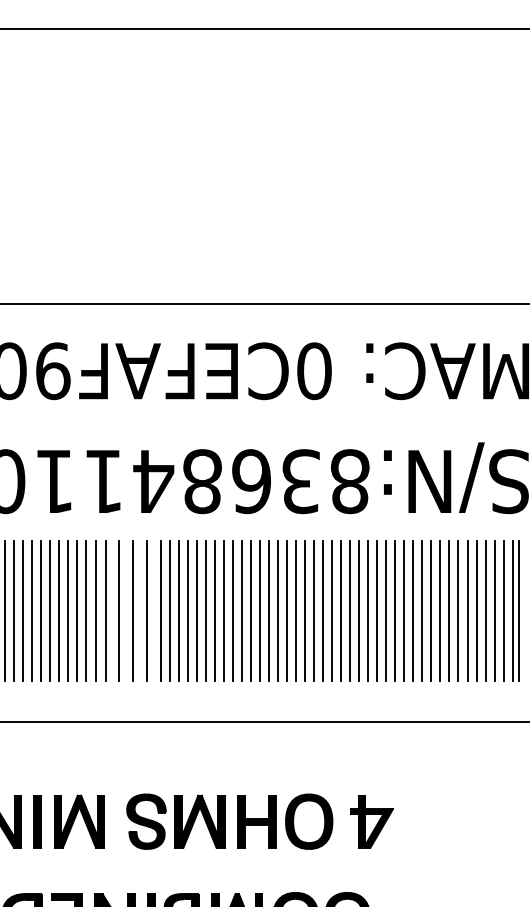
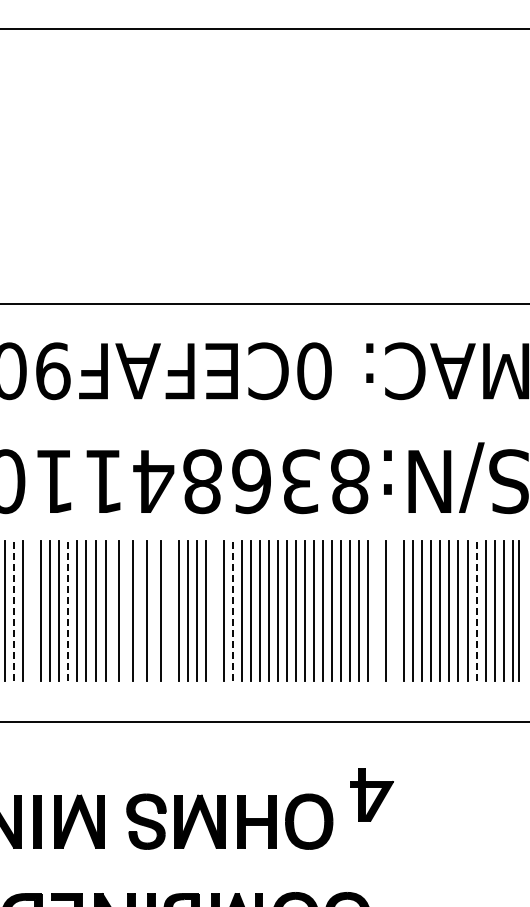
line: solid -> dashed (14, 610)
line: present -> none (32, 610)
line: solid -> dashed (68, 610)
line: present -> none (169, 610)
line: present -> none (215, 610)
line: solid -> dashed (233, 610)
line: present -> none (377, 610)
line: present -> none (395, 610)
line: solid -> dashed (476, 610)
part position: (371, 821) -> (371, 794) (371, 794)
